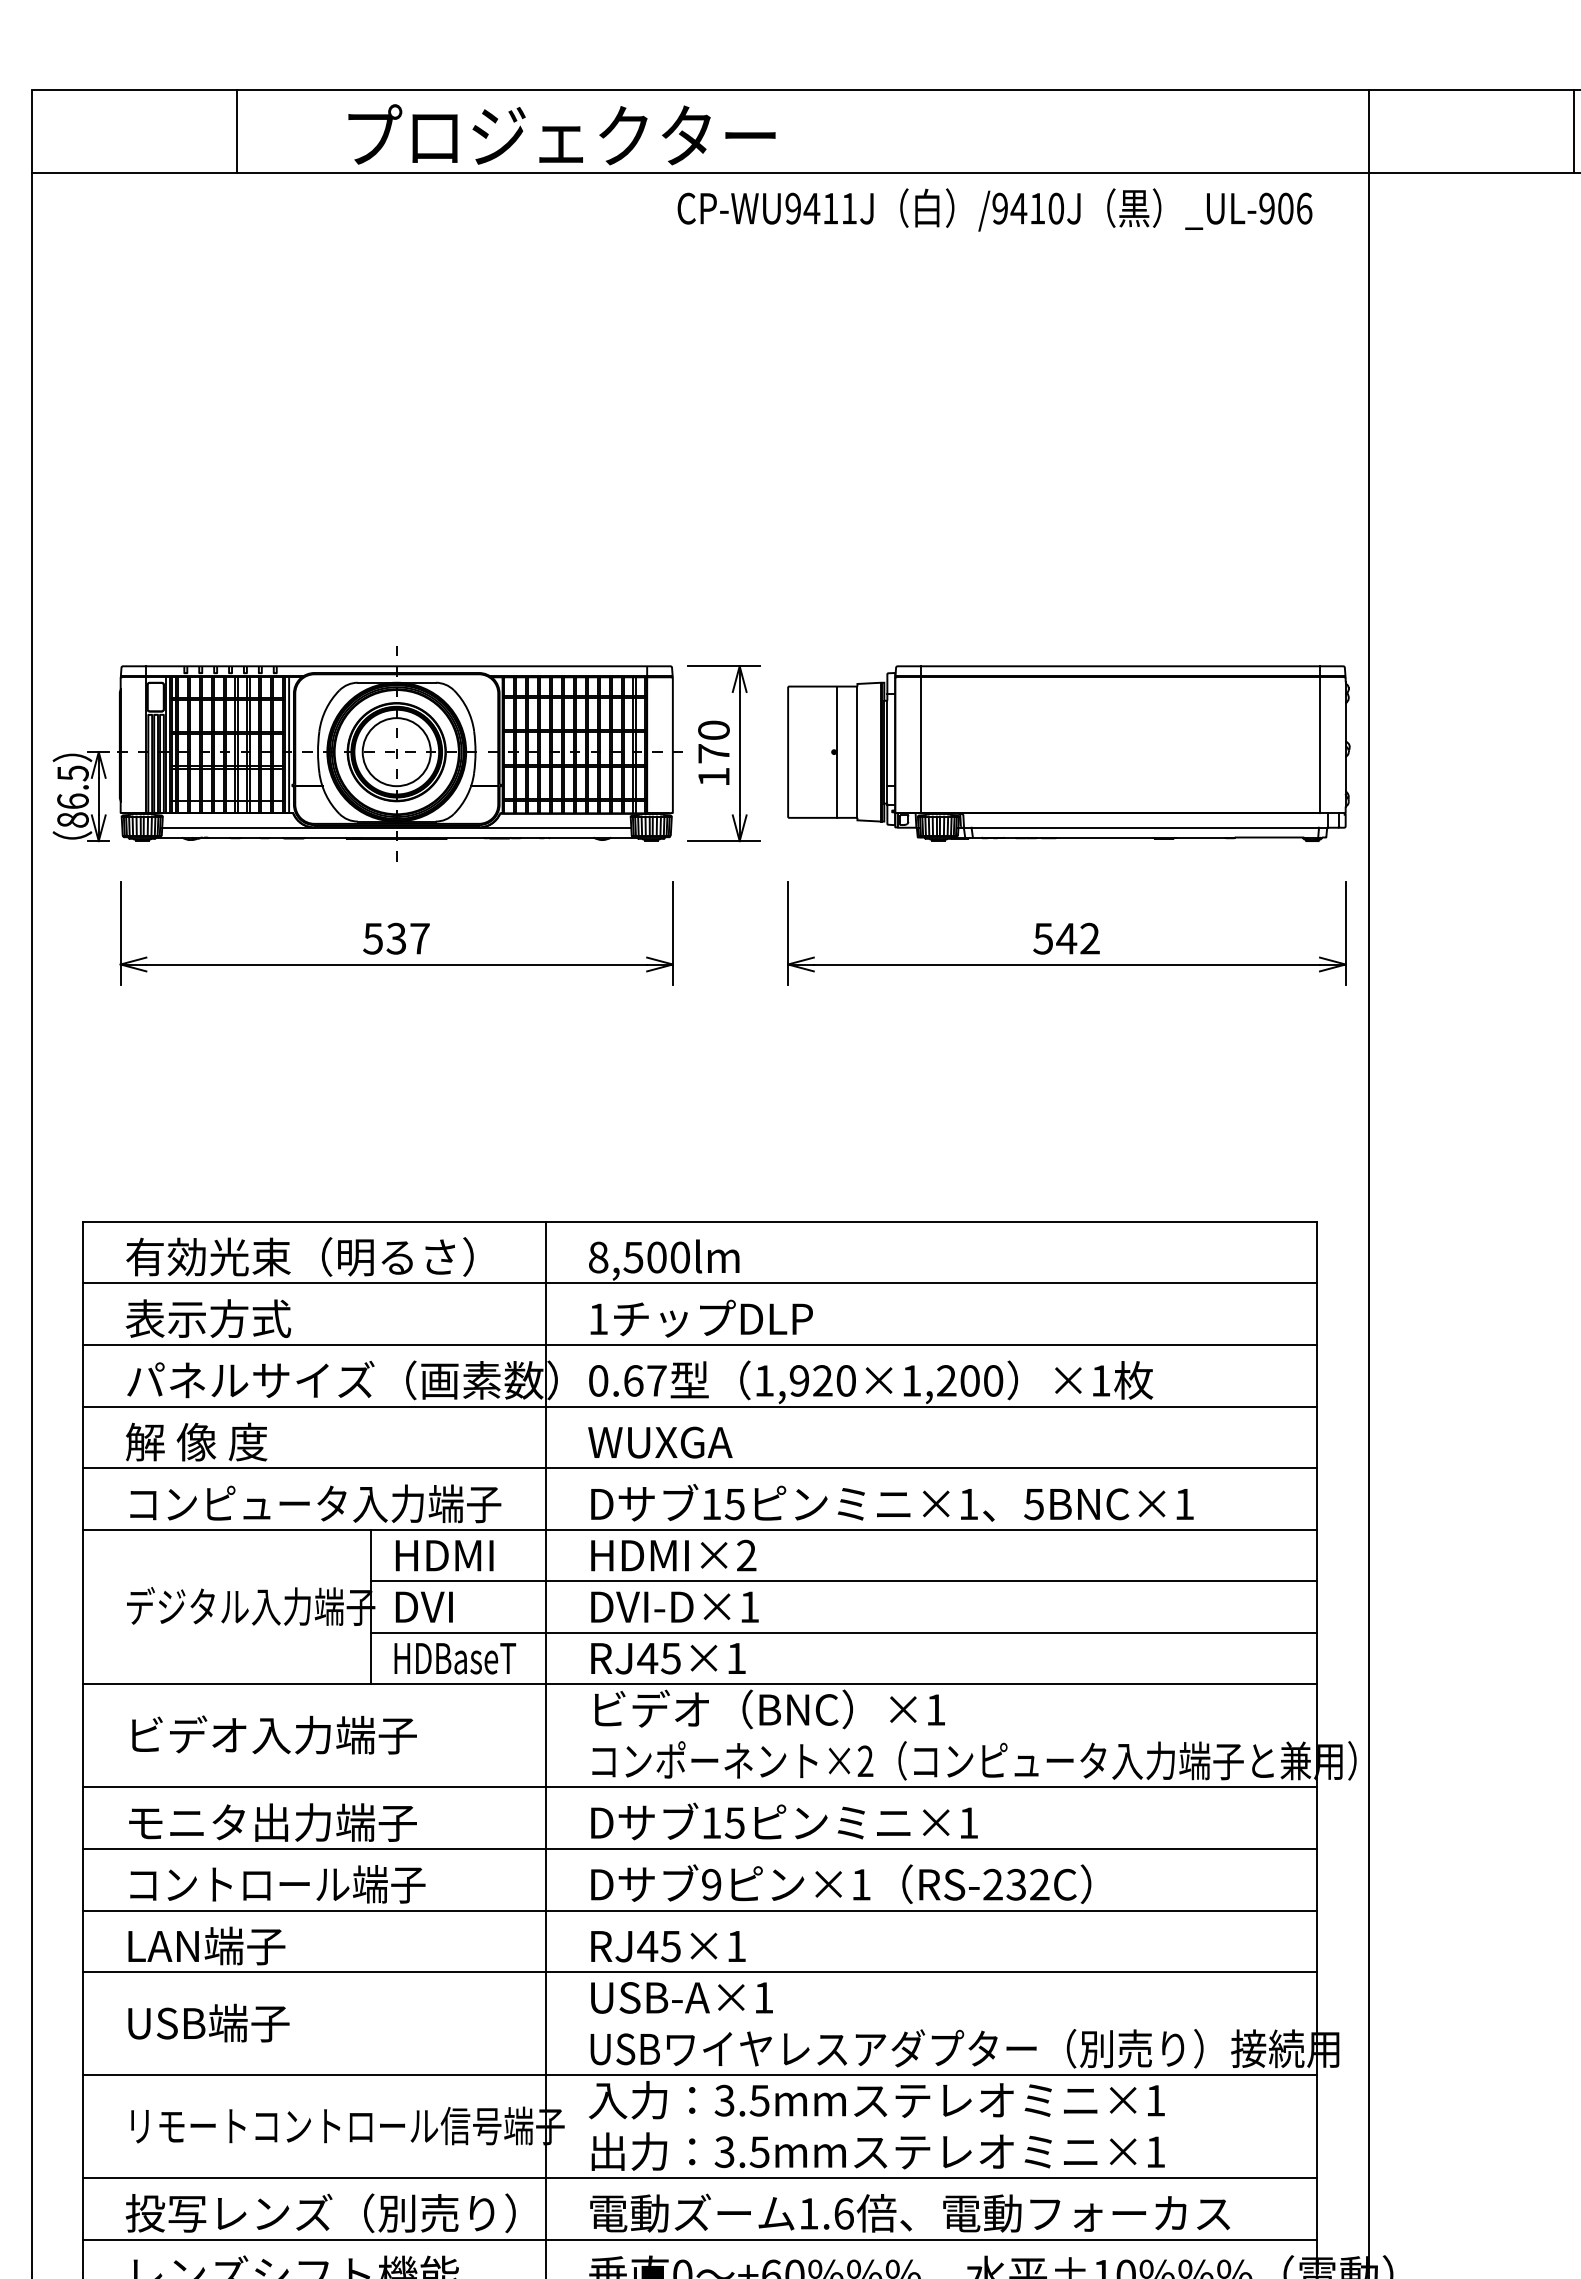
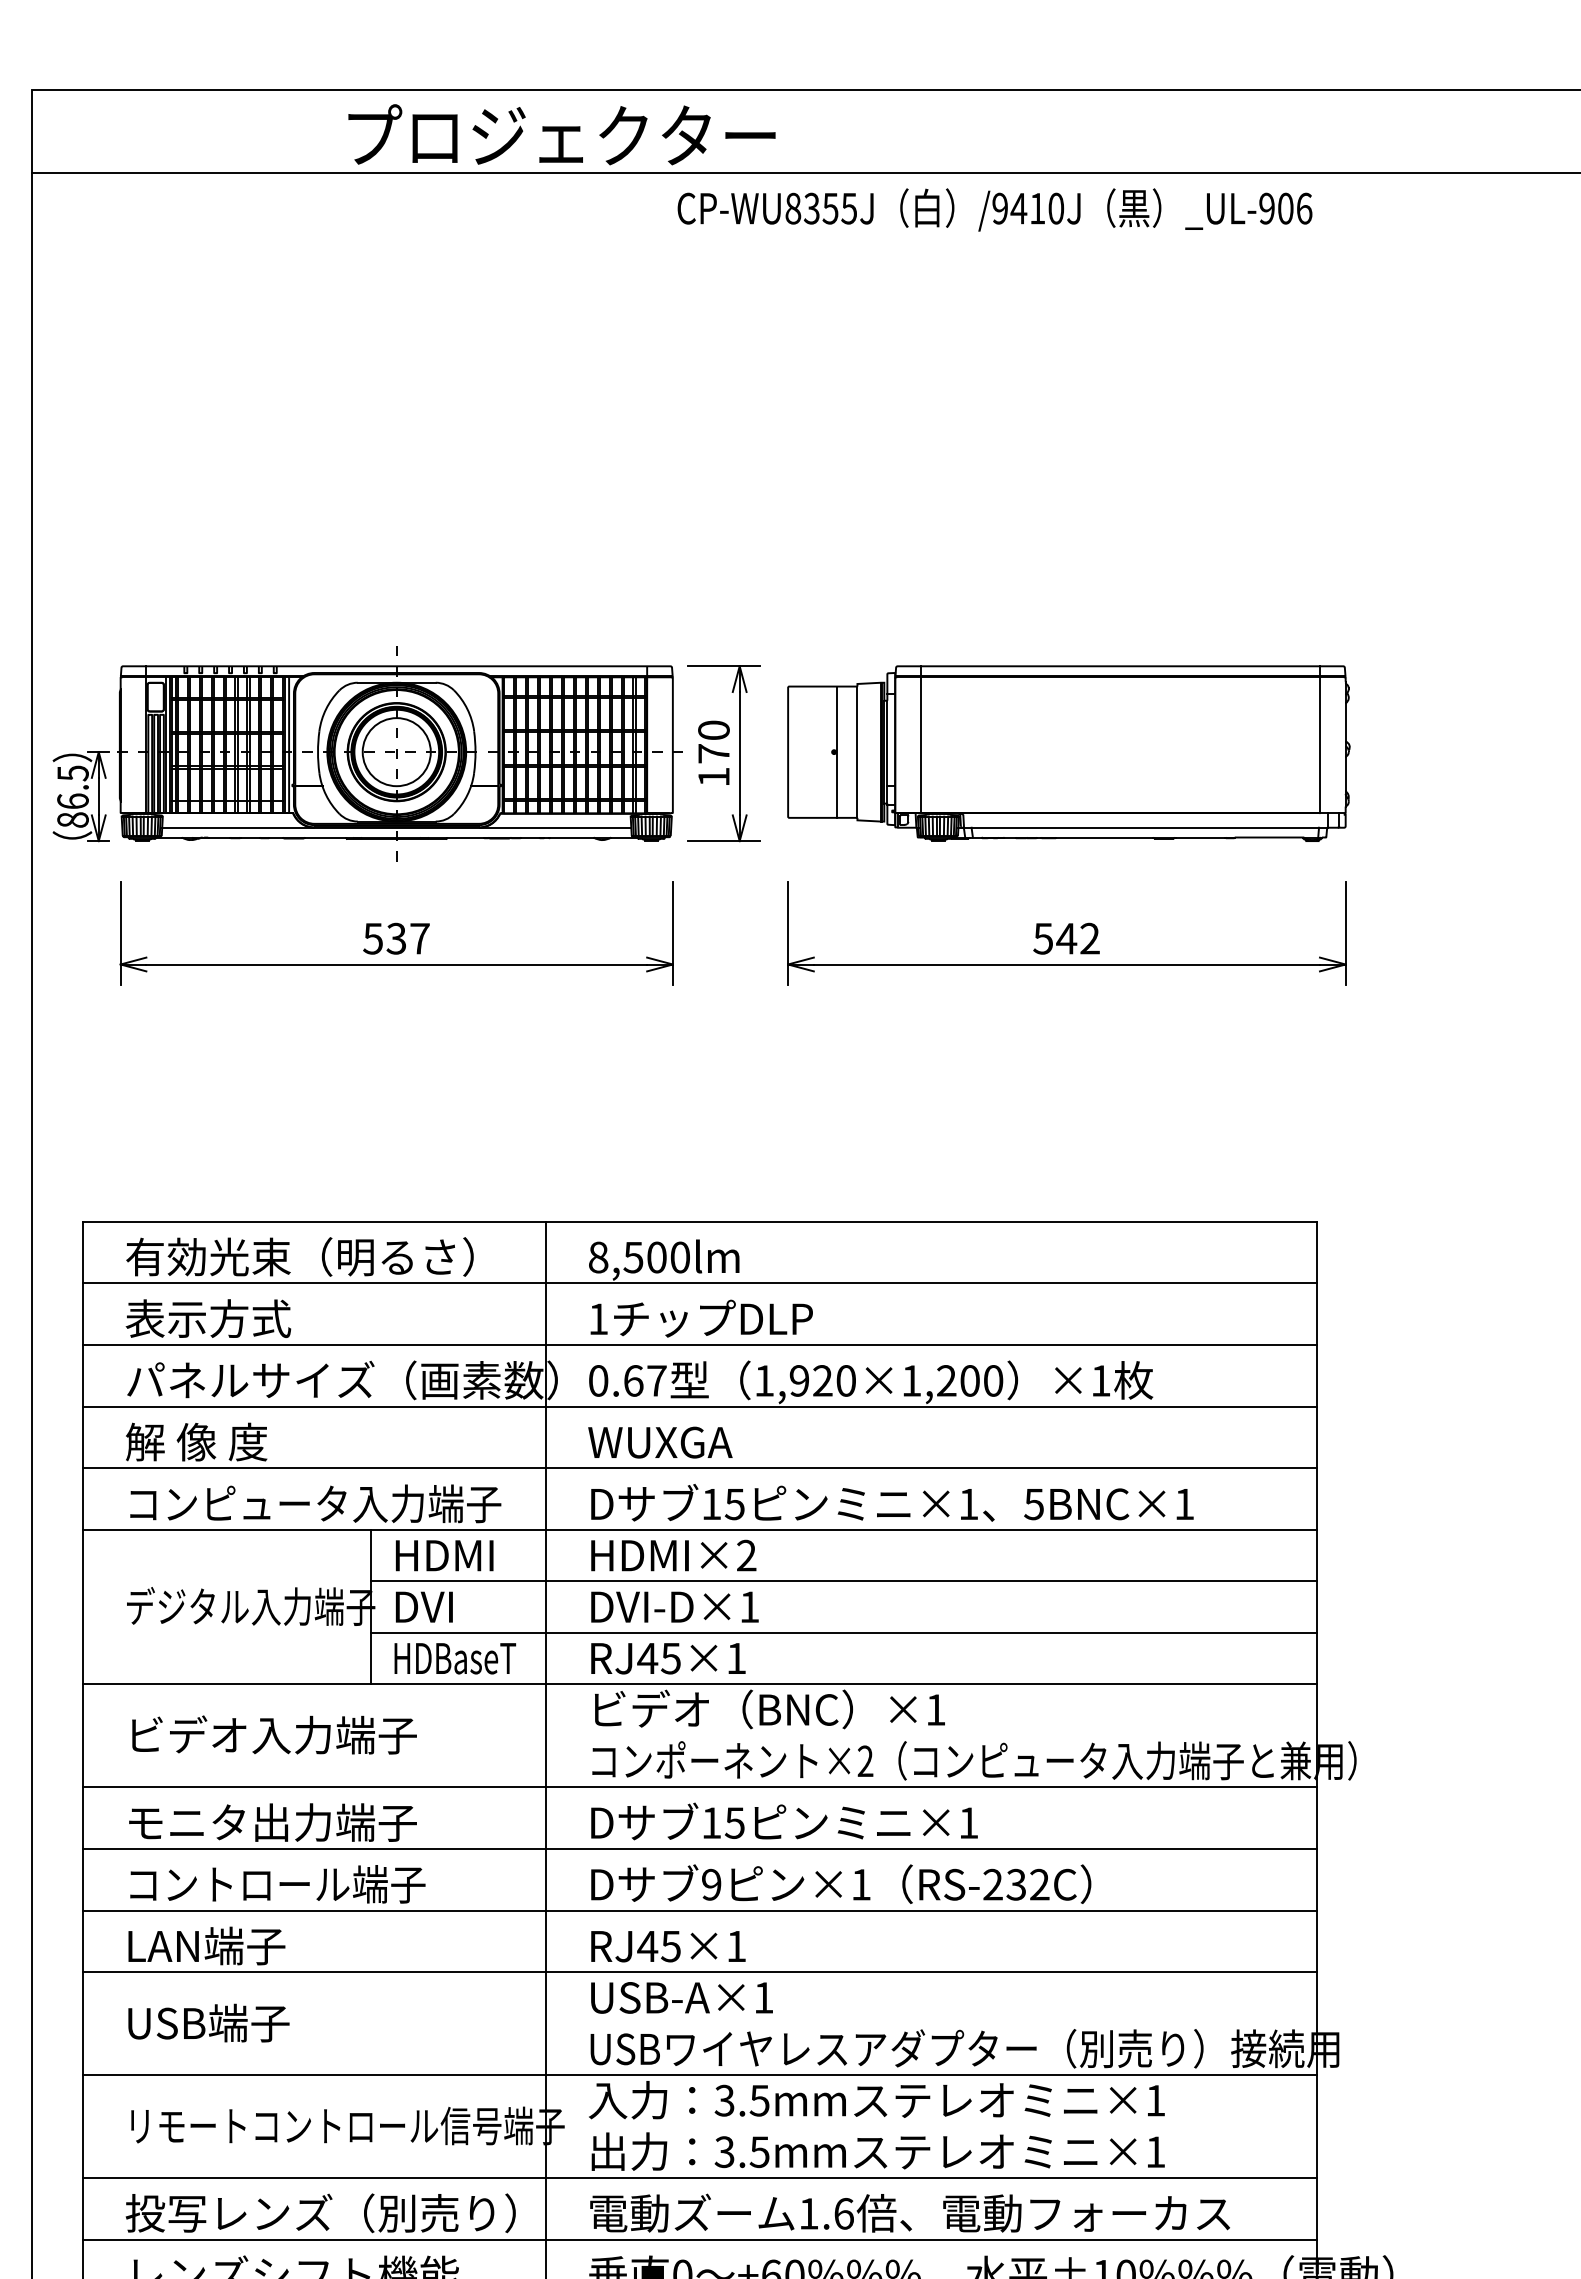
line: present -> none (237, 131)
line: present -> none (1574, 131)
text: CP-WU9411J -> CP-WU8355J (820, 208)
line: present -> none (1368, 1182)
